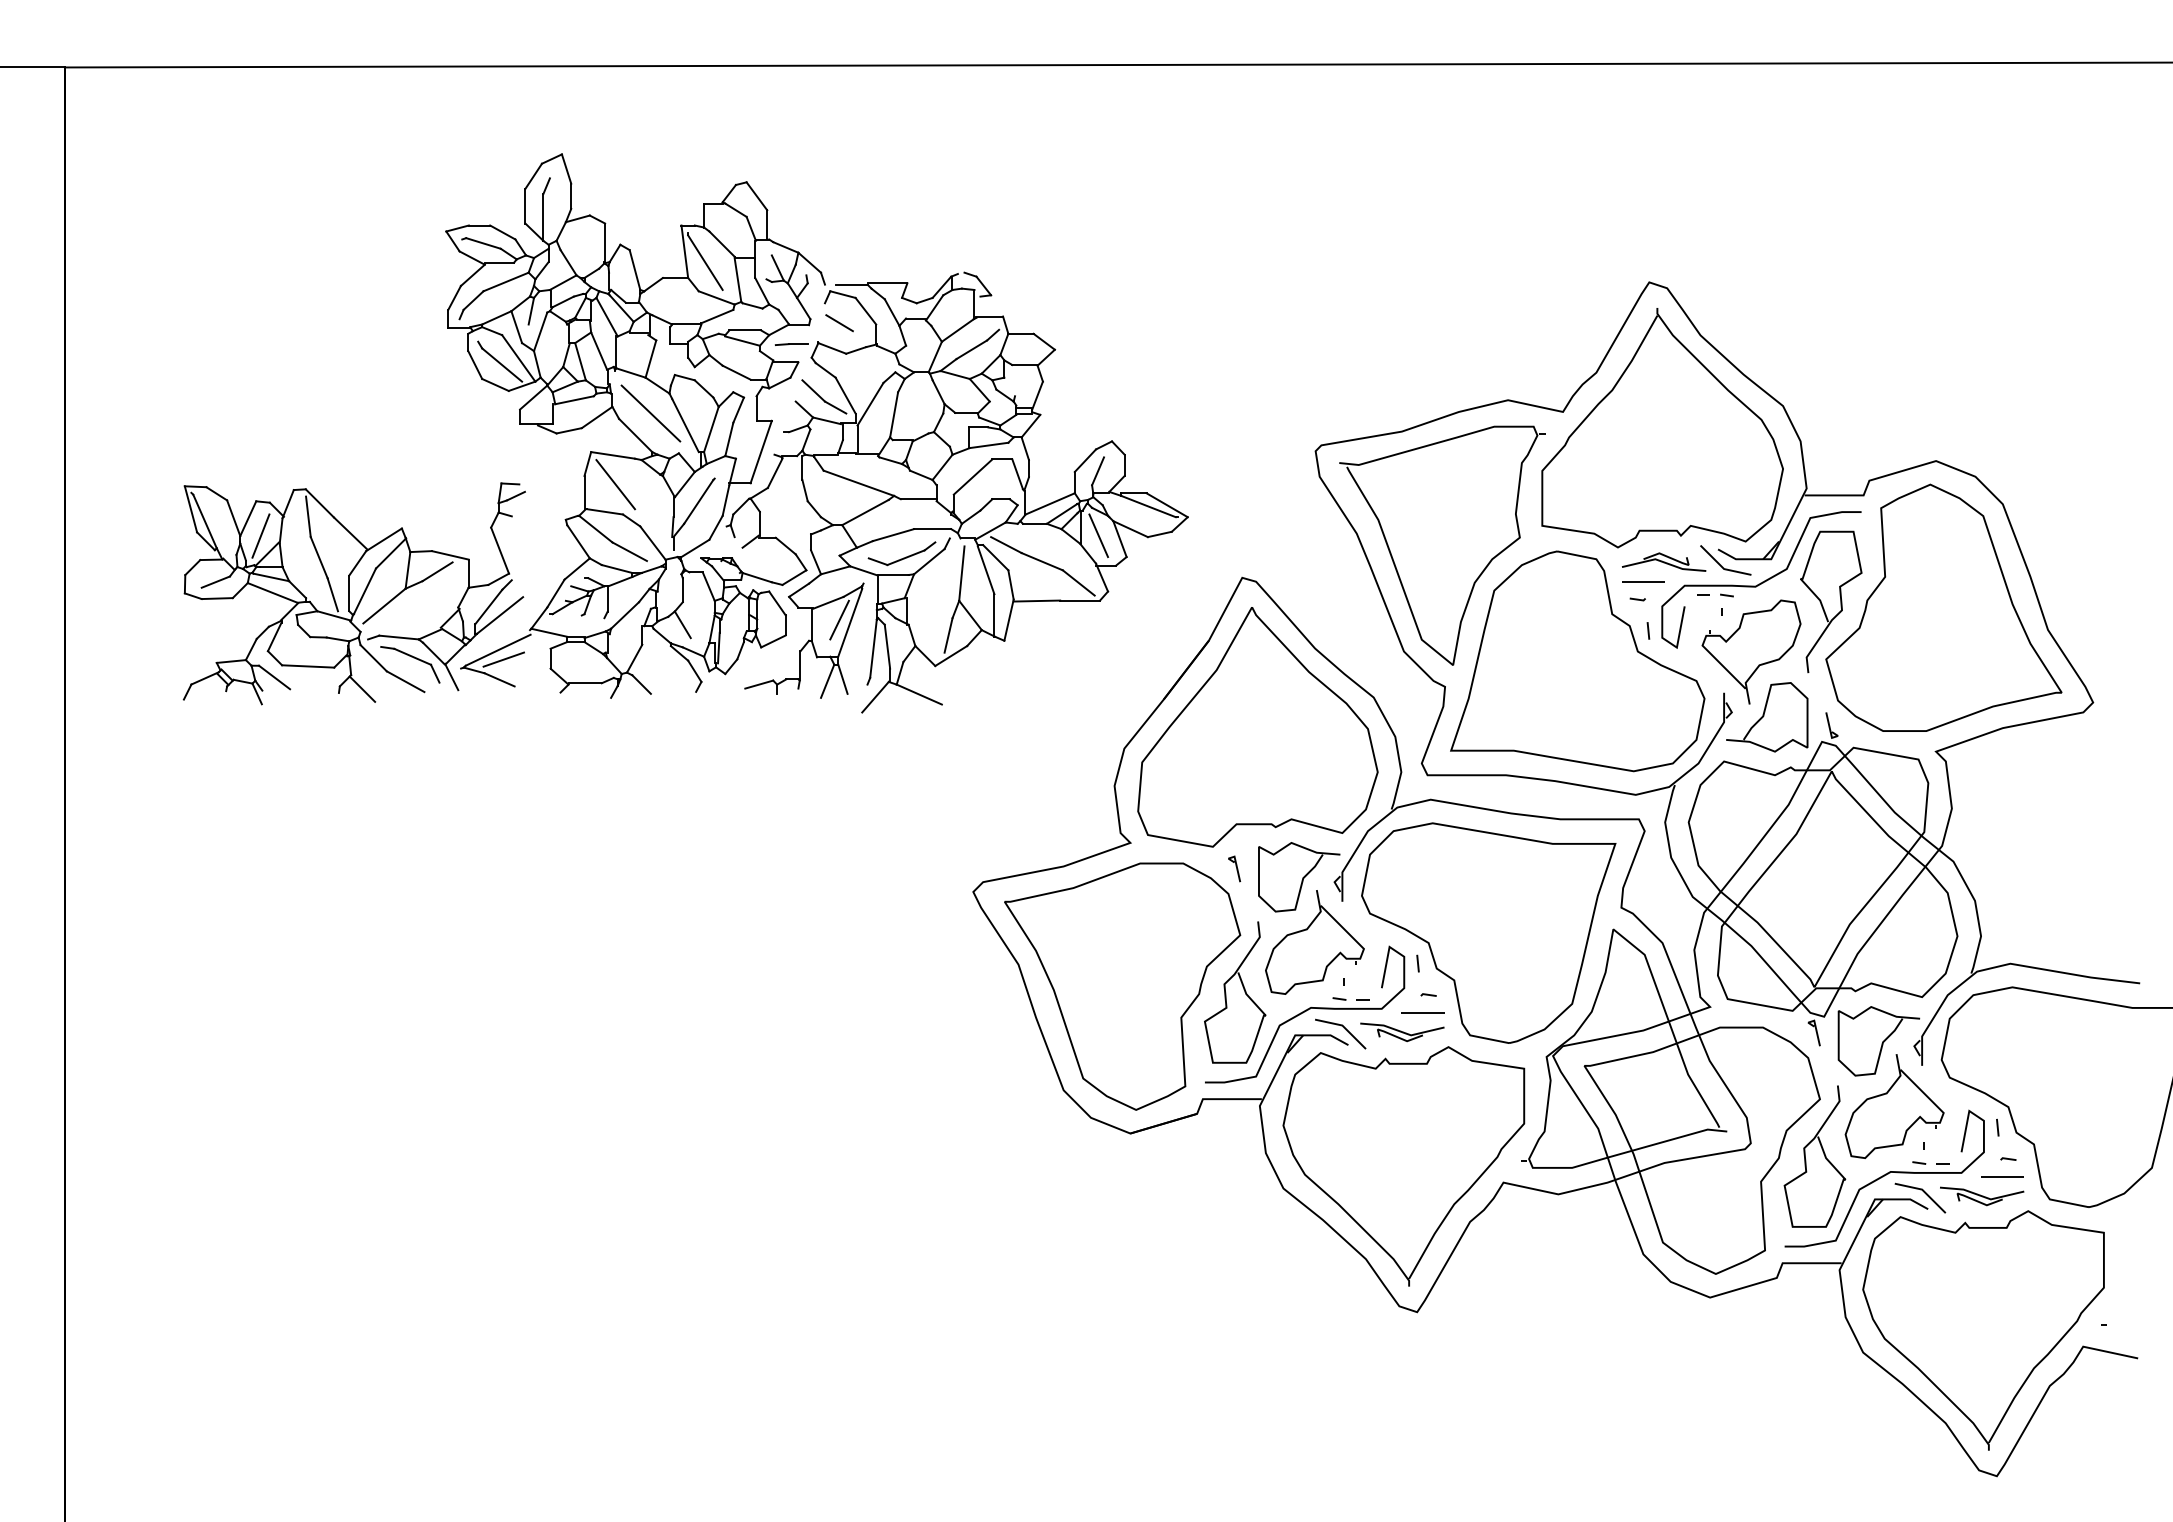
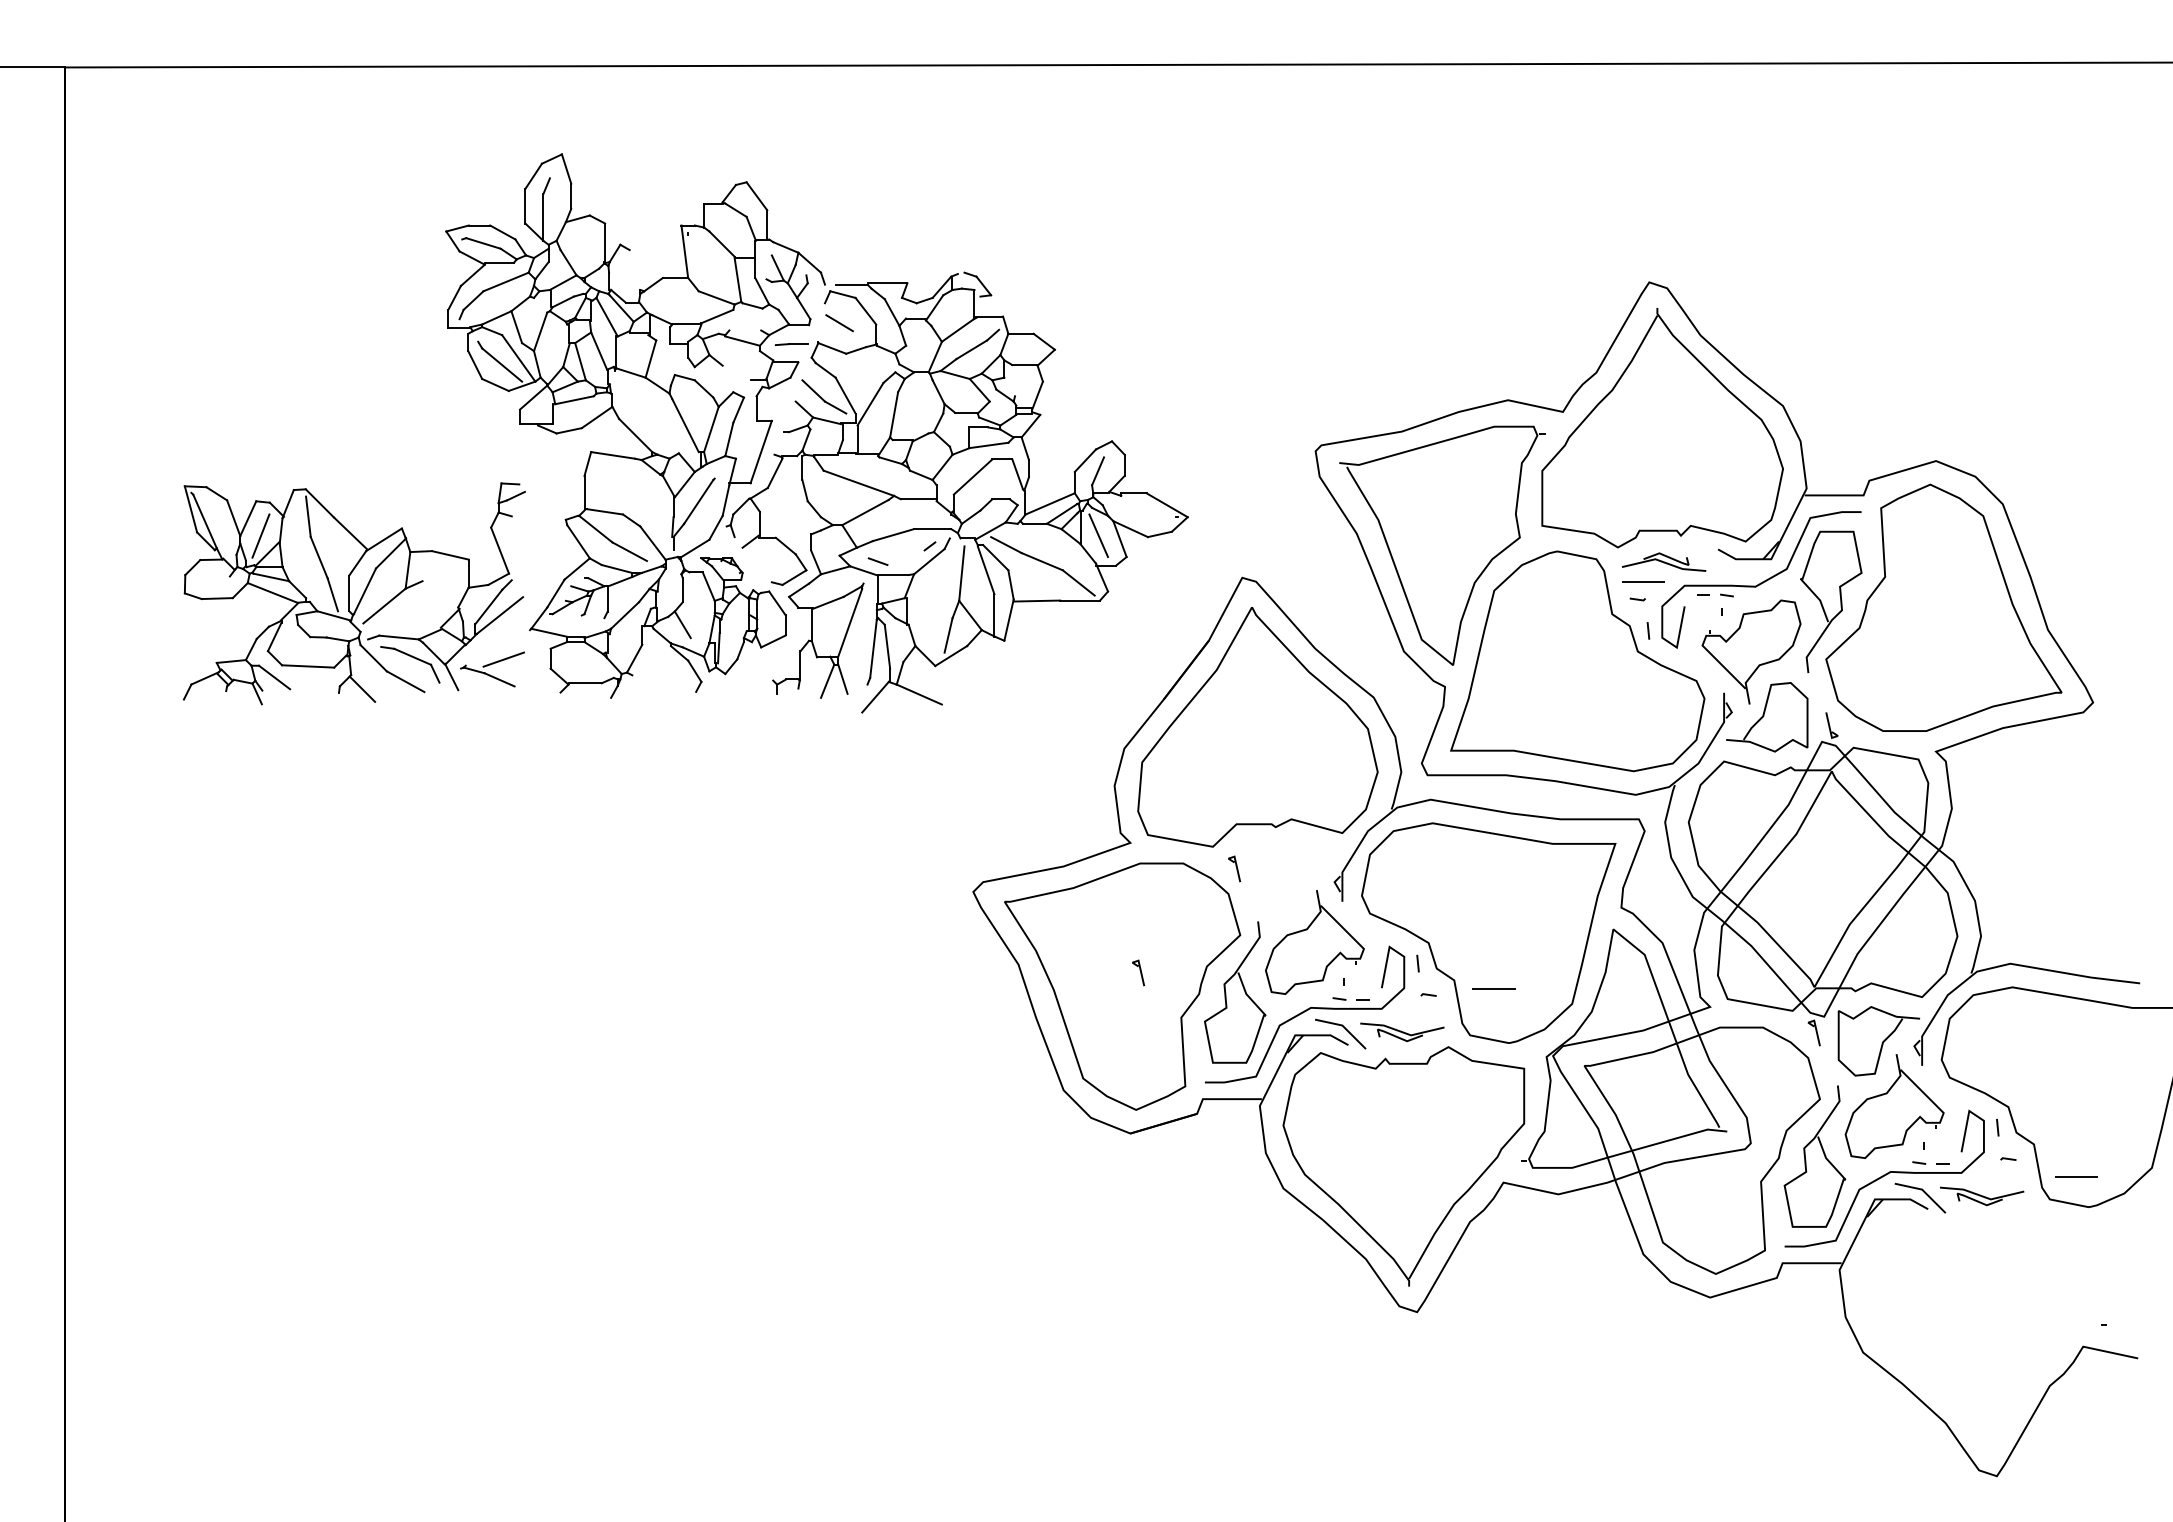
line: present -> none (705, 262)
line: present -> none (634, 269)
line: present -> none (531, 310)
line: present -> none (745, 330)
line: present -> none (736, 372)
line: present -> none (650, 413)
line: present -> none (615, 484)
line: present -> none (1148, 506)
line: present -> none (905, 557)
line: present -> none (1720, 564)
line: present -> none (437, 571)
line: present -> none (756, 577)
line: present -> none (215, 581)
line: present -> none (839, 619)
line: present -> none (497, 649)
line: present -> none (641, 684)
line: present -> none (759, 684)
curve: present -> none (1302, 877)
line: none -> present (1140, 972)
line position: (1422, 1012) -> (1493, 988) (1493, 988)
line position: (2002, 1176) -> (2076, 1176) (2076, 1176)
curve: present -> none (2032, 1368)
